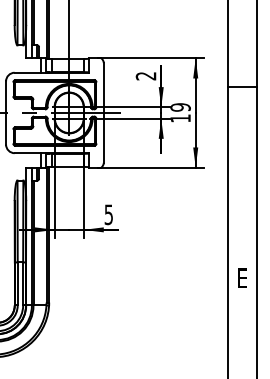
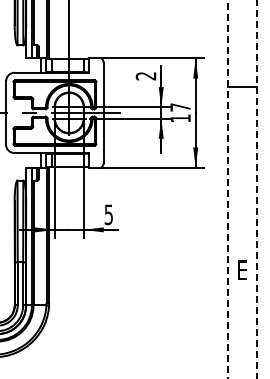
text: 19 -> 17 (180, 107)
line: solid -> dashed (228, 189)
line: solid -> dashed (257, 189)
text position: (242, 277) -> (242, 269) (242, 269)
